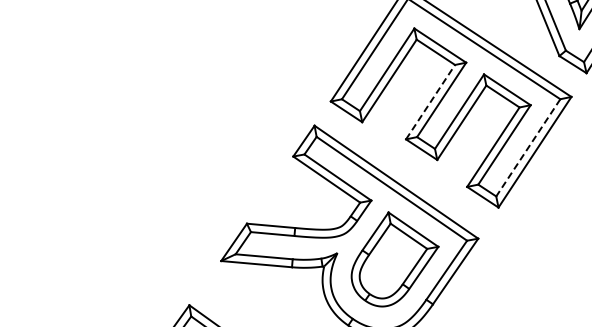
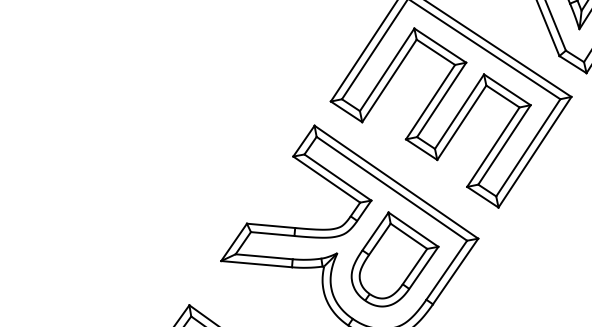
line: dashed -> solid (430, 102)
line: dashed -> solid (528, 148)
